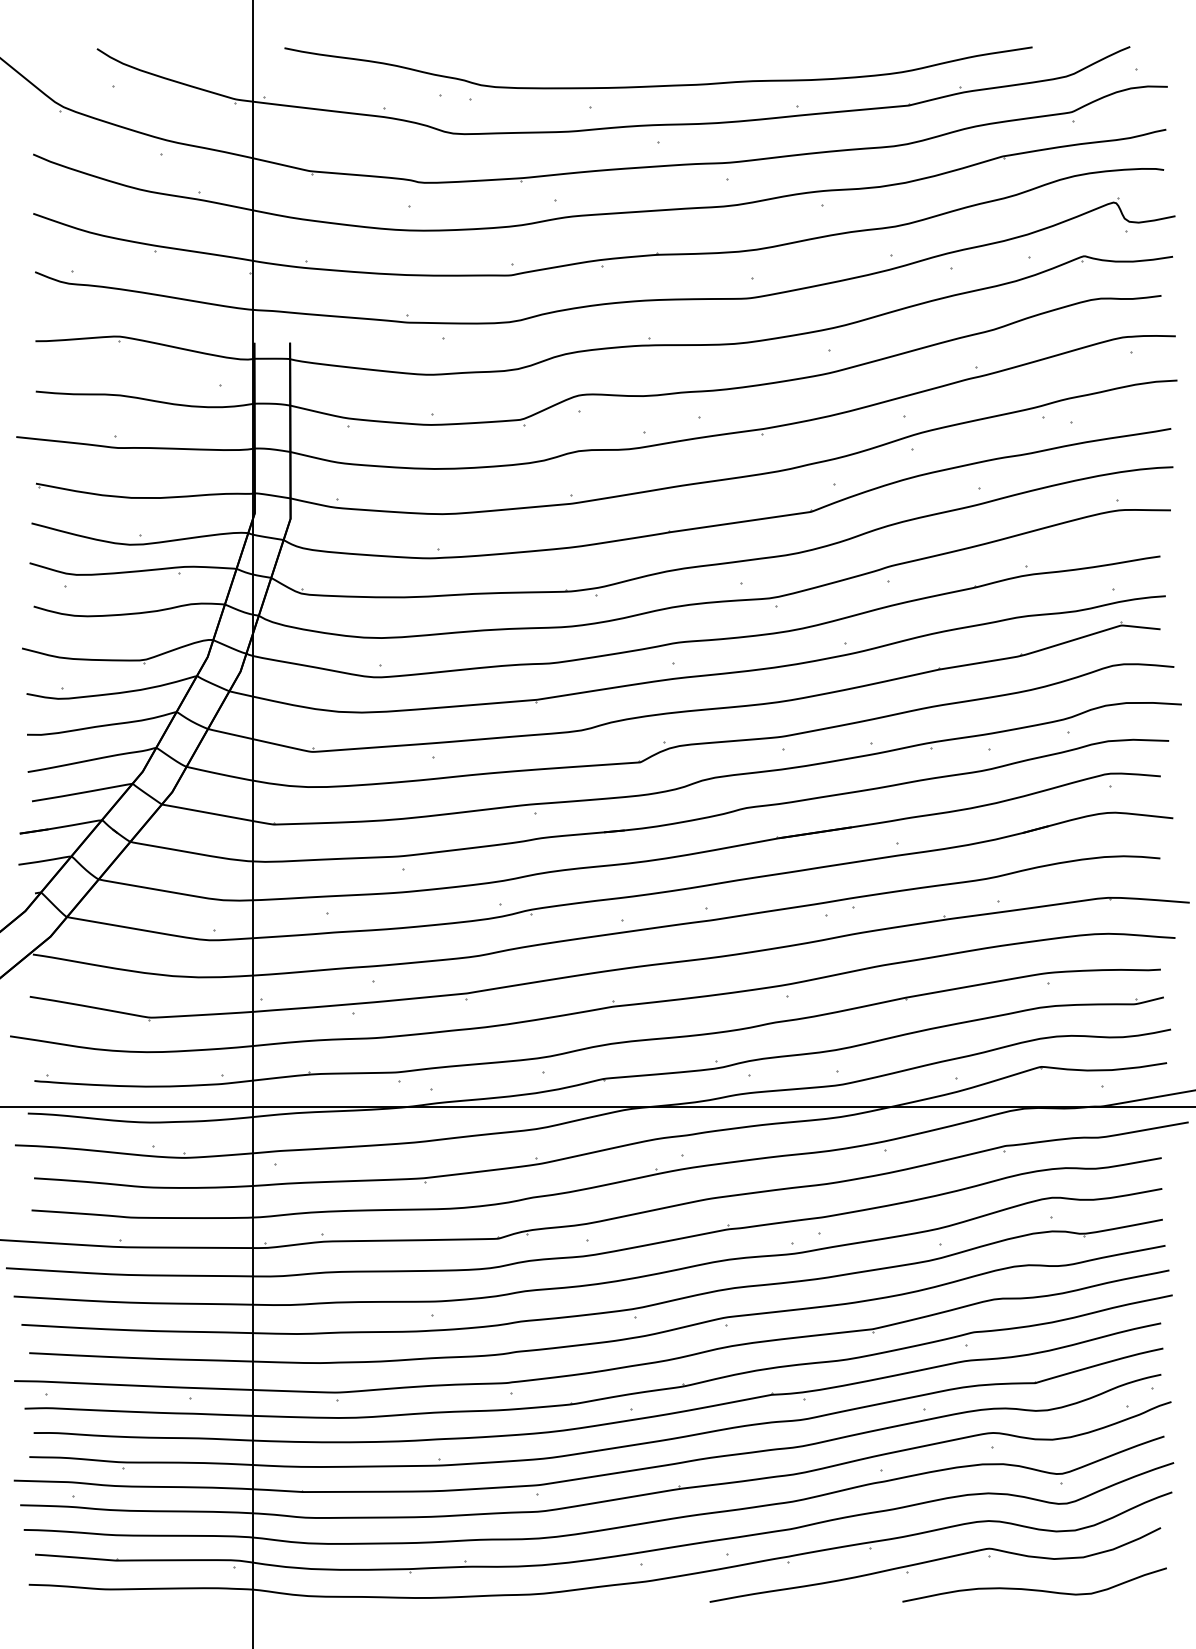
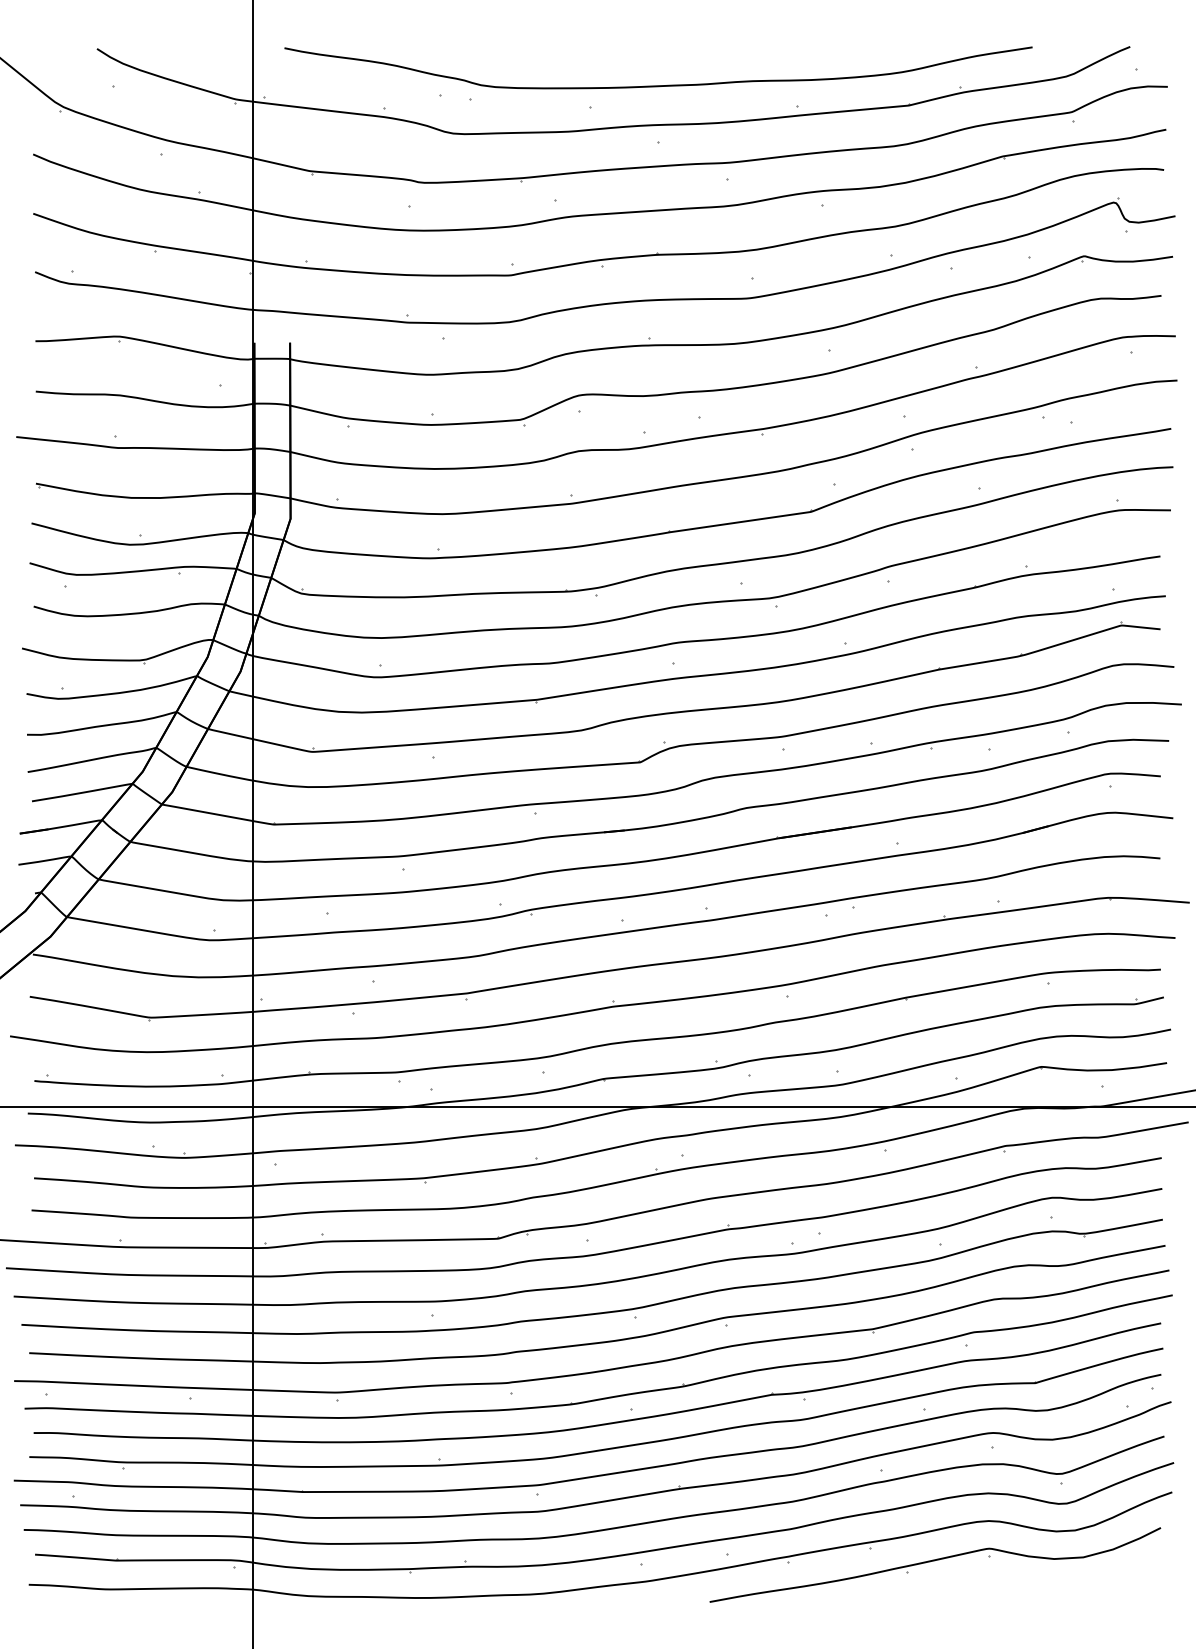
curve: present -> none (1034, 1589)
